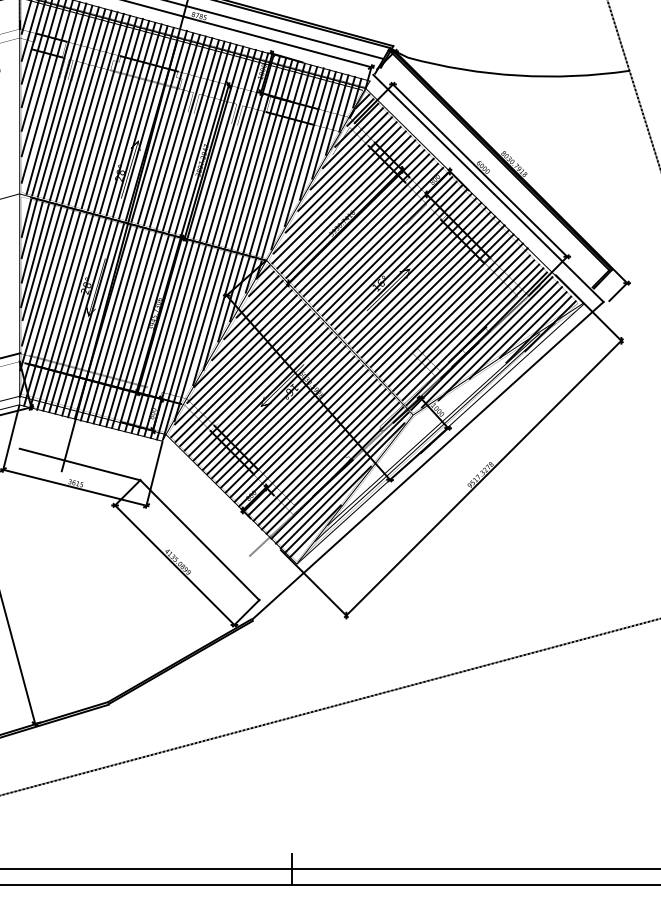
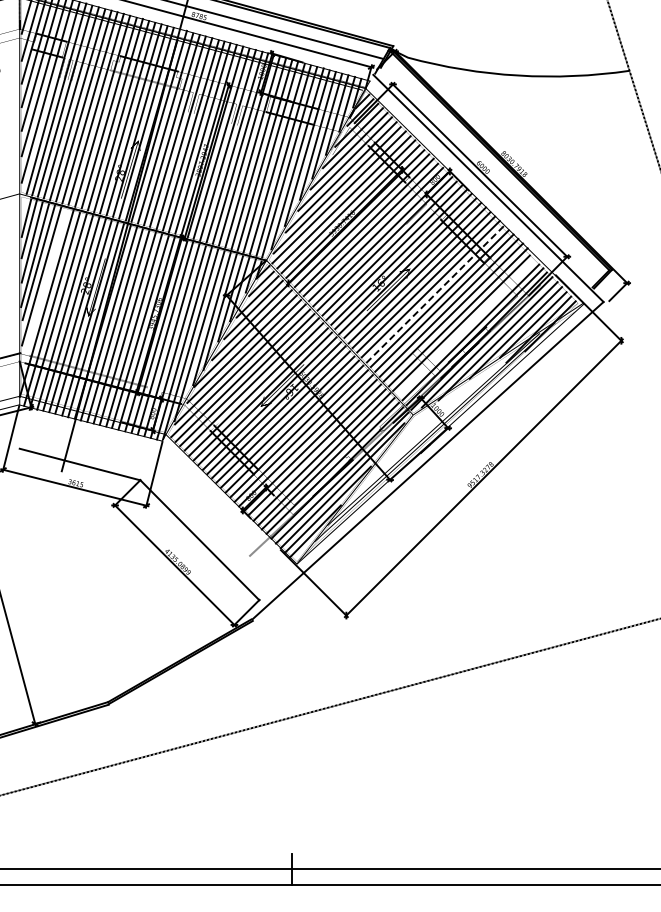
line: present -> none (43, 289)
line: solid -> dashed (435, 294)
line: present -> none (465, 327)
